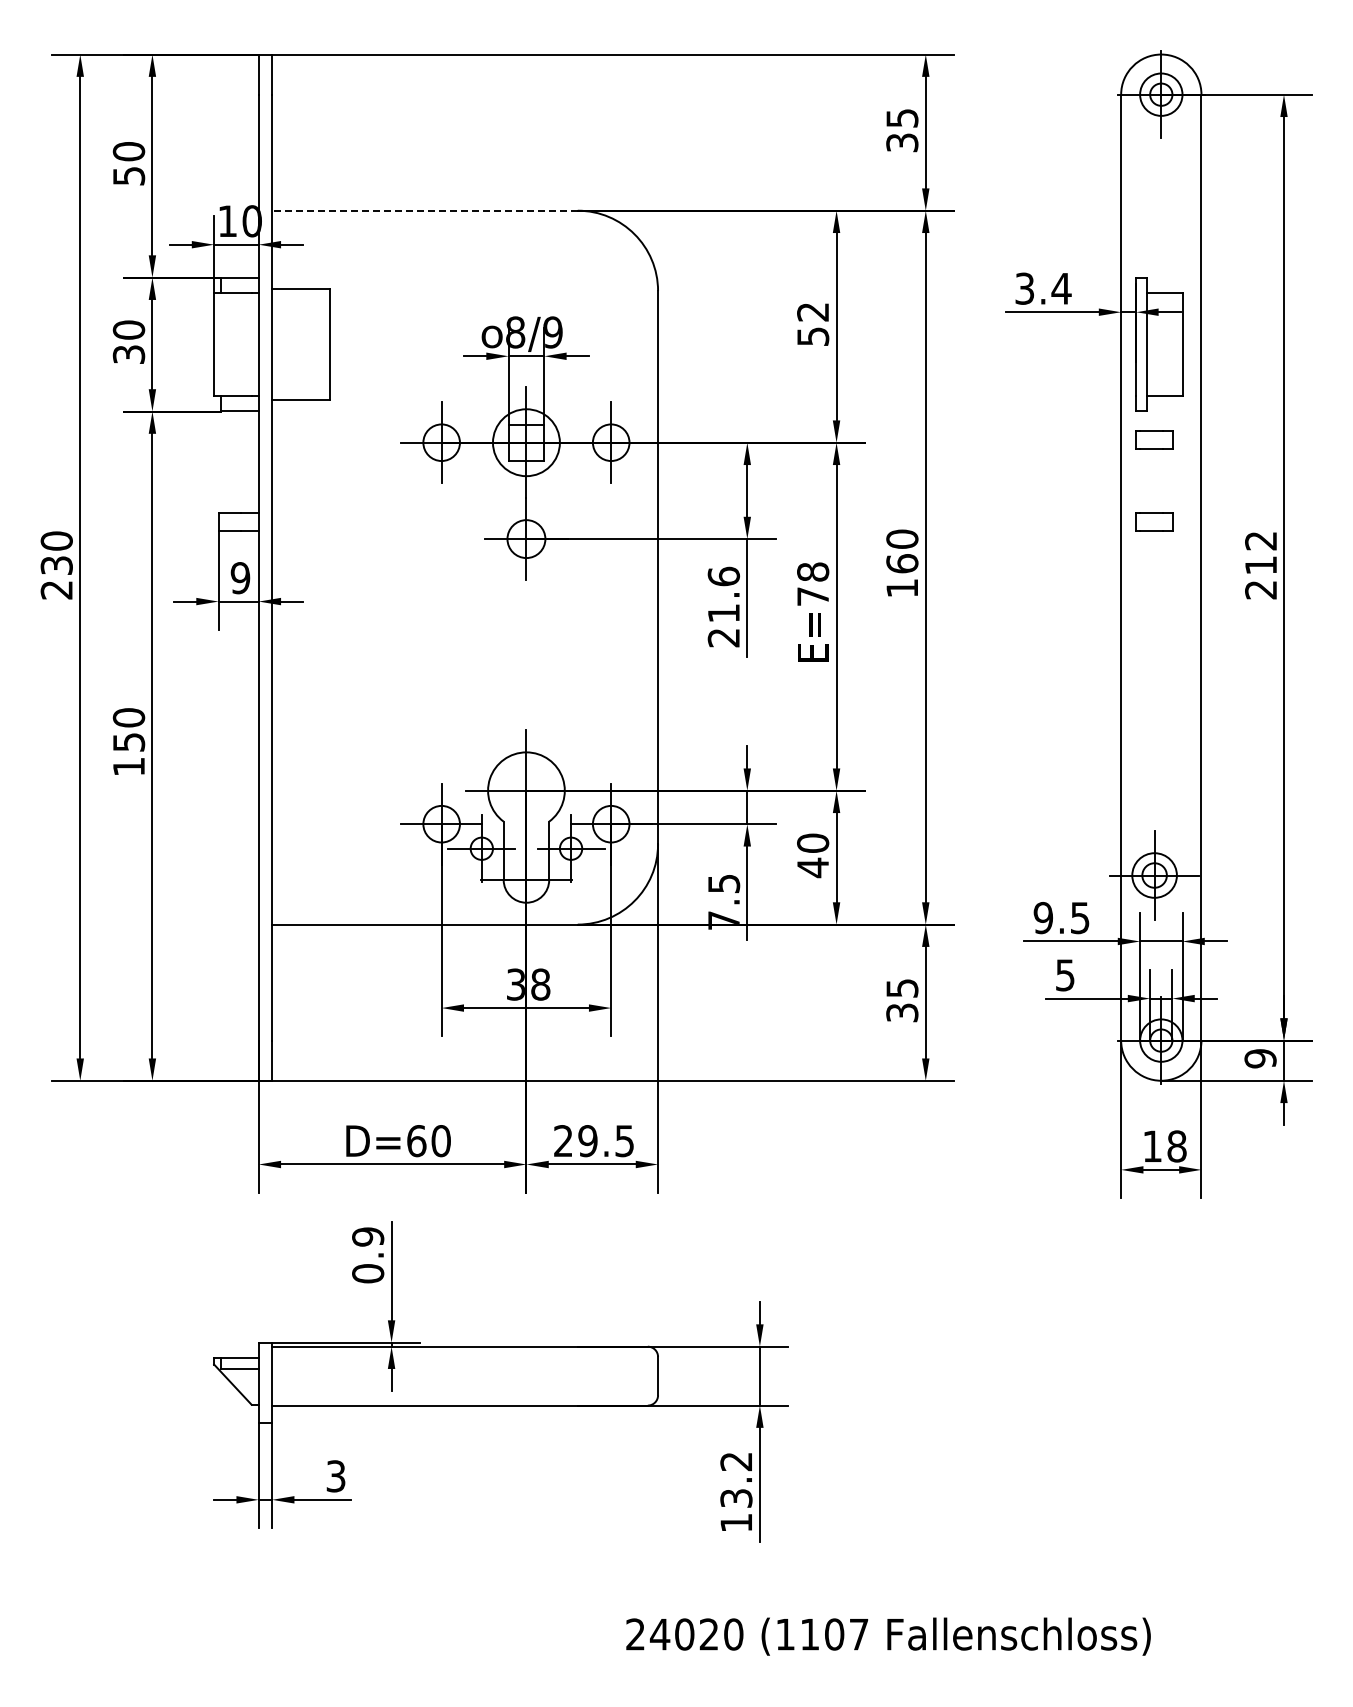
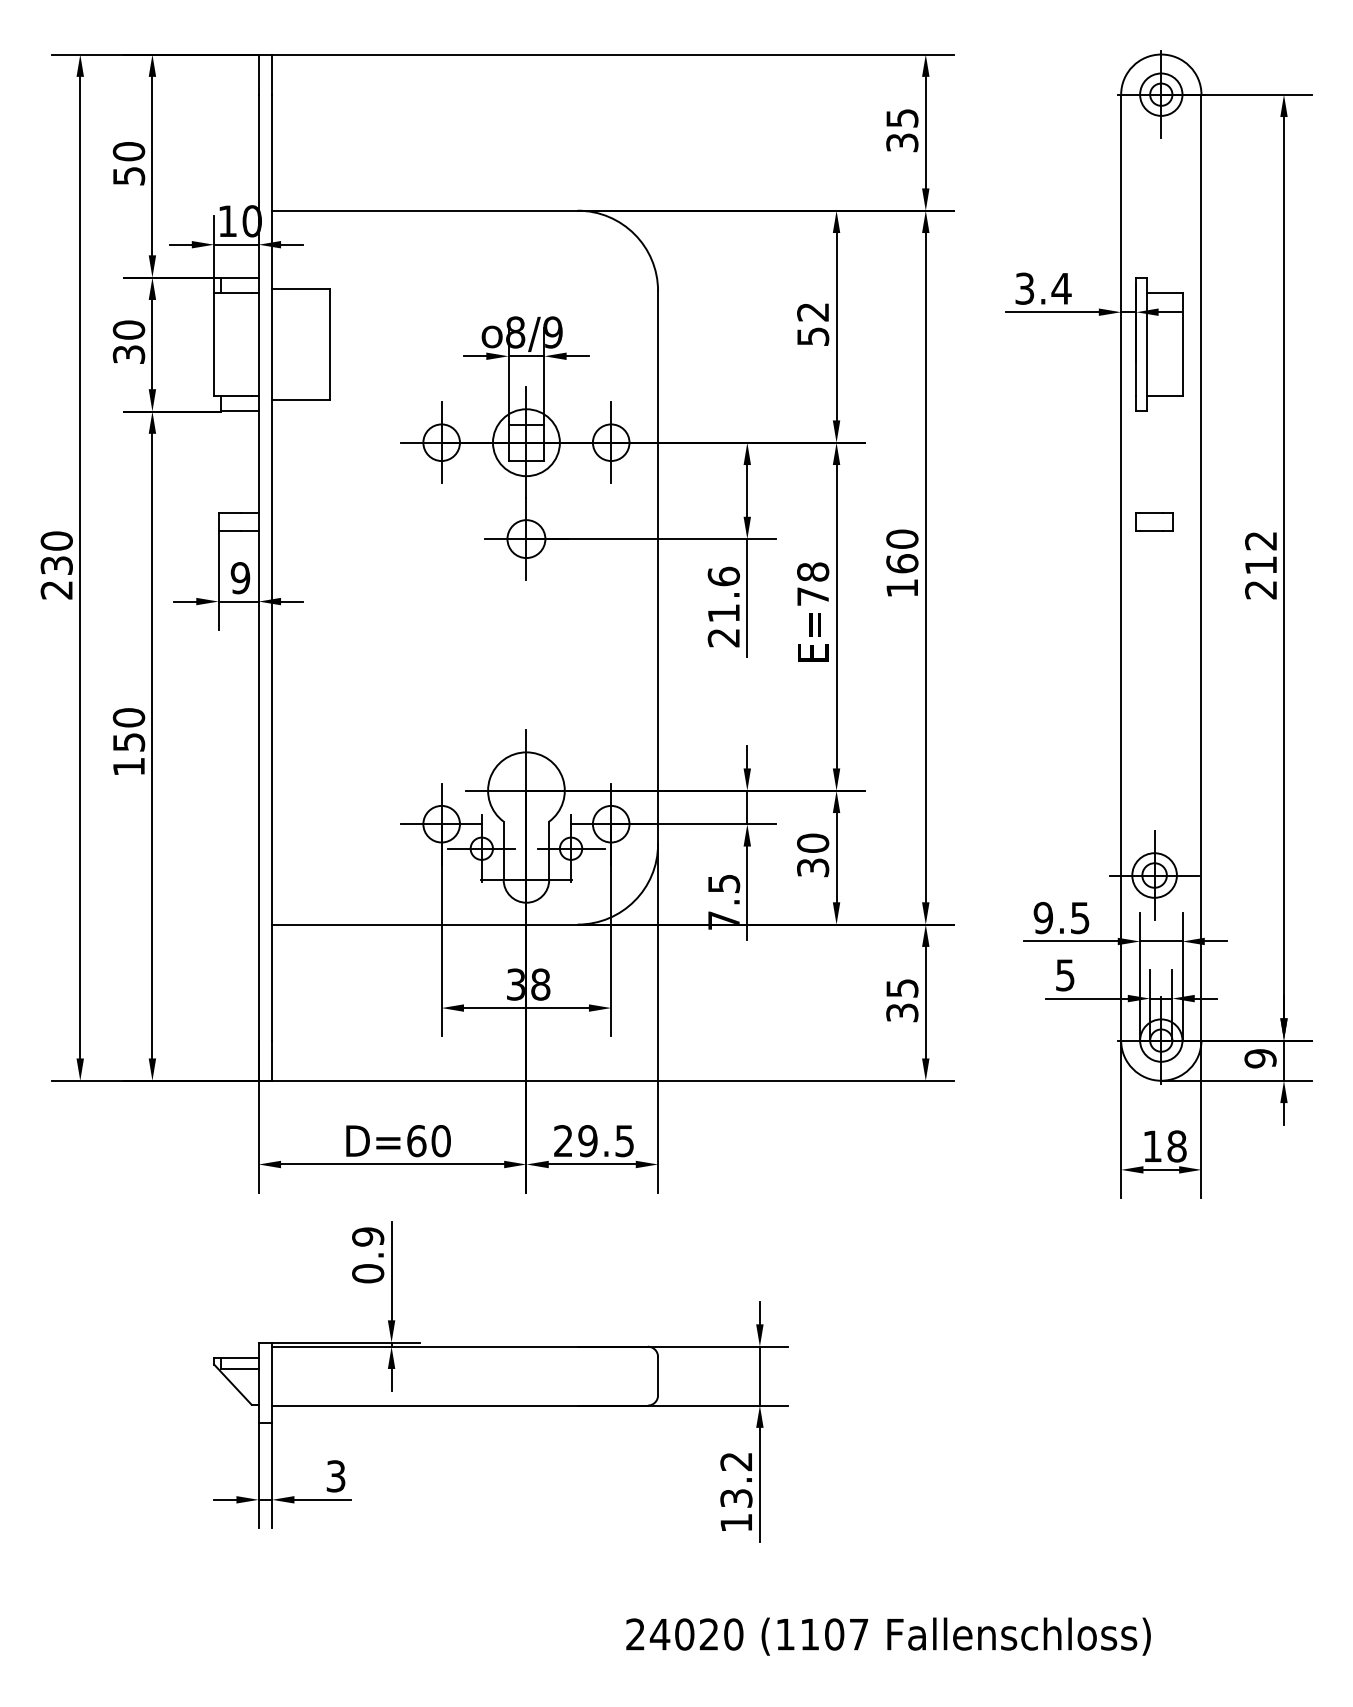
line: dashed -> solid (424, 210)
part: present -> none (1154, 439)
text: 40 -> 30 (813, 867)
